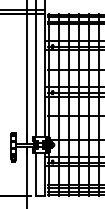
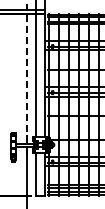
line: solid -> dashed (26, 71)
